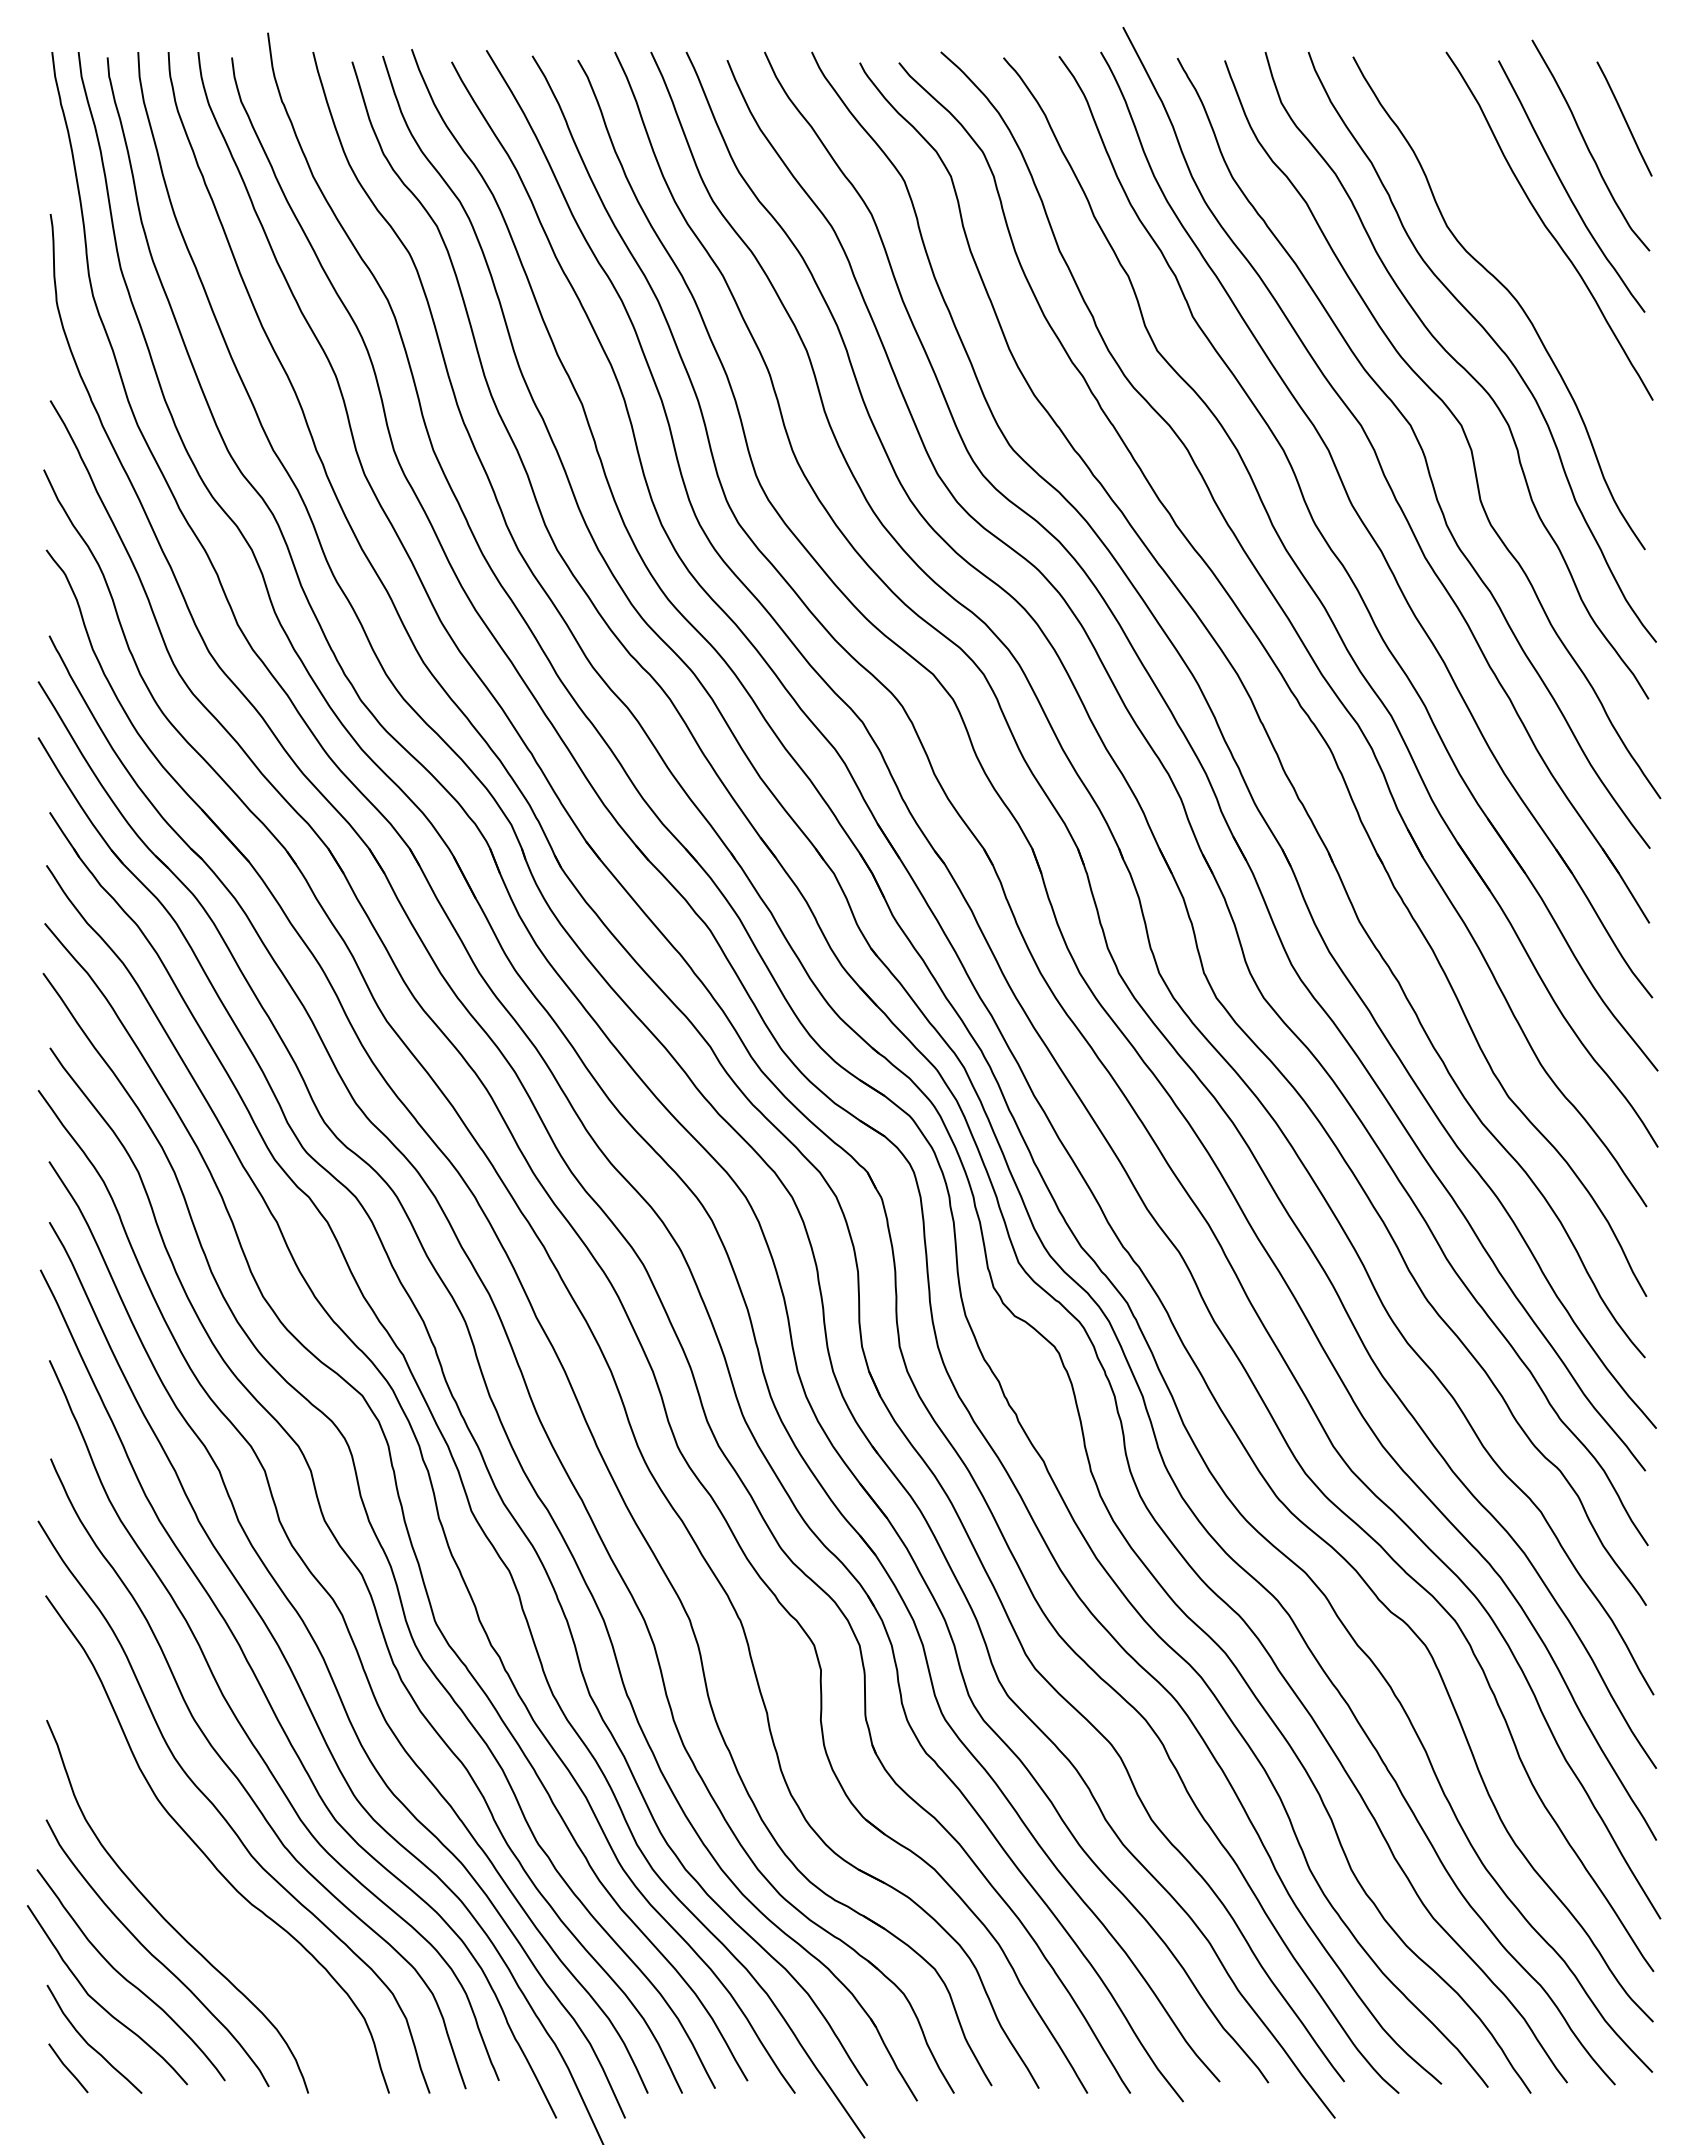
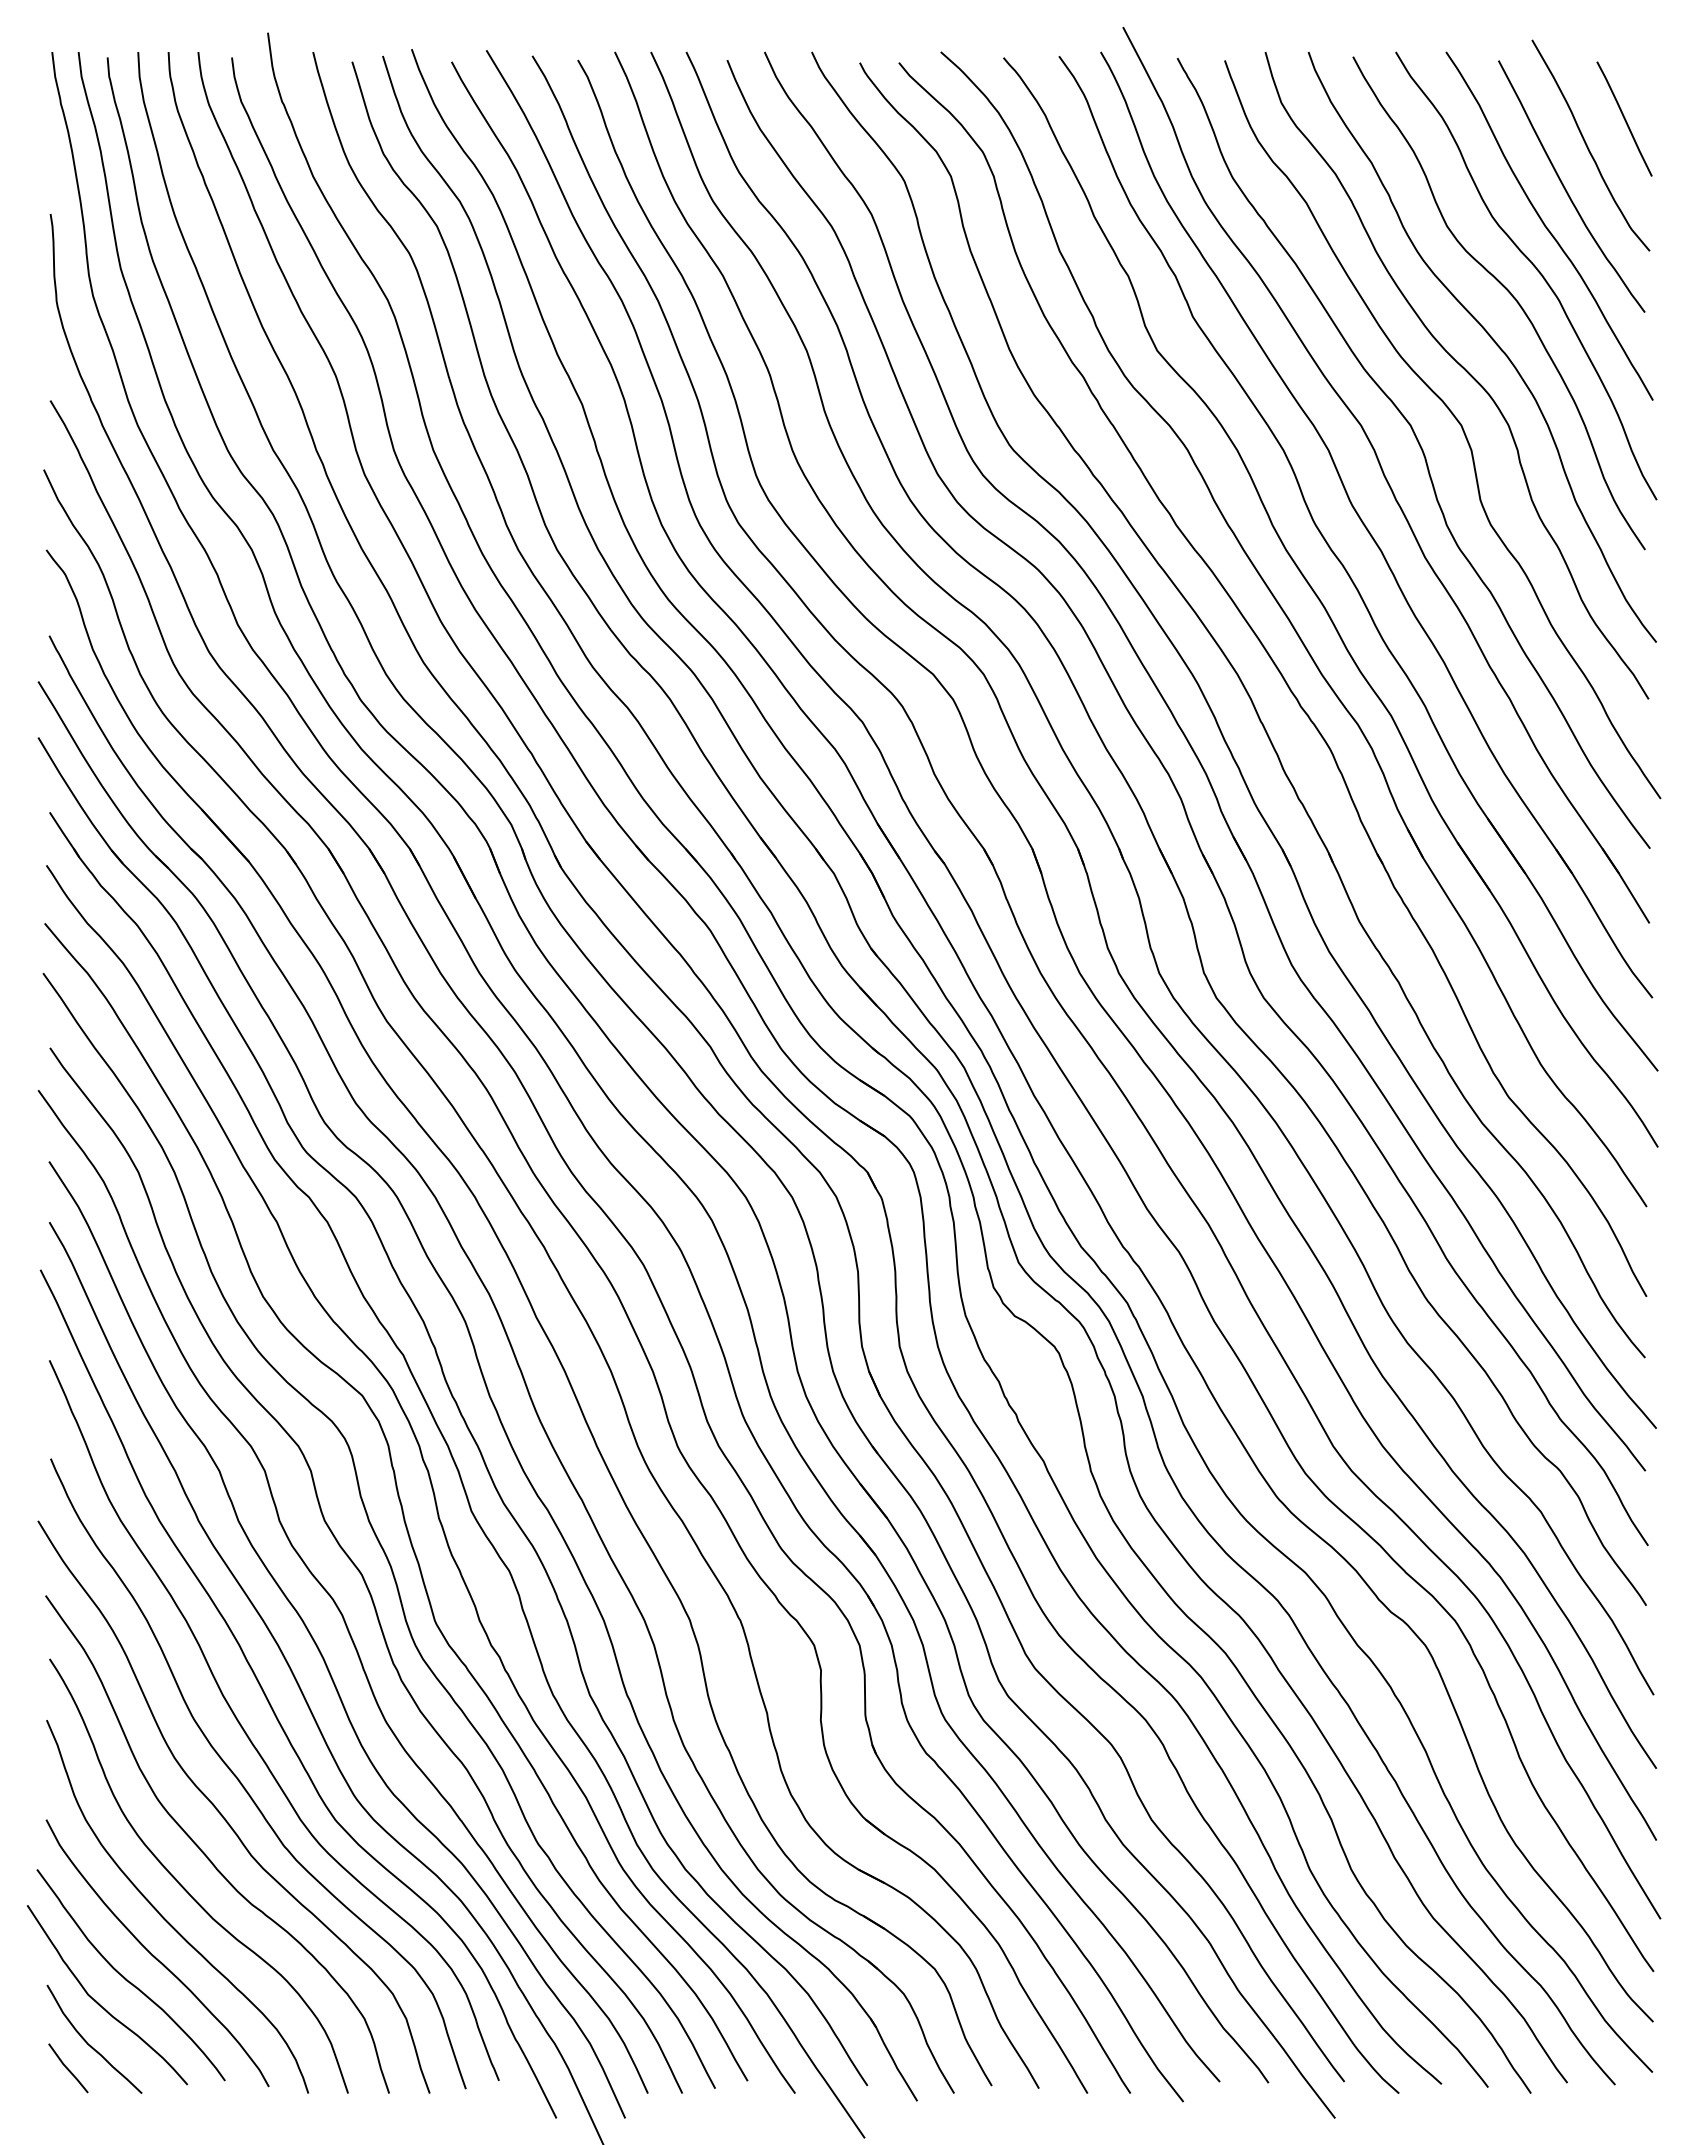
curve: none -> present (1536, 270)
curve: none -> present (185, 1888)
